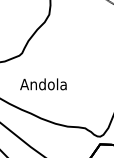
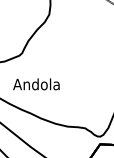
text position: (43, 84) -> (36, 84) (36, 84)
